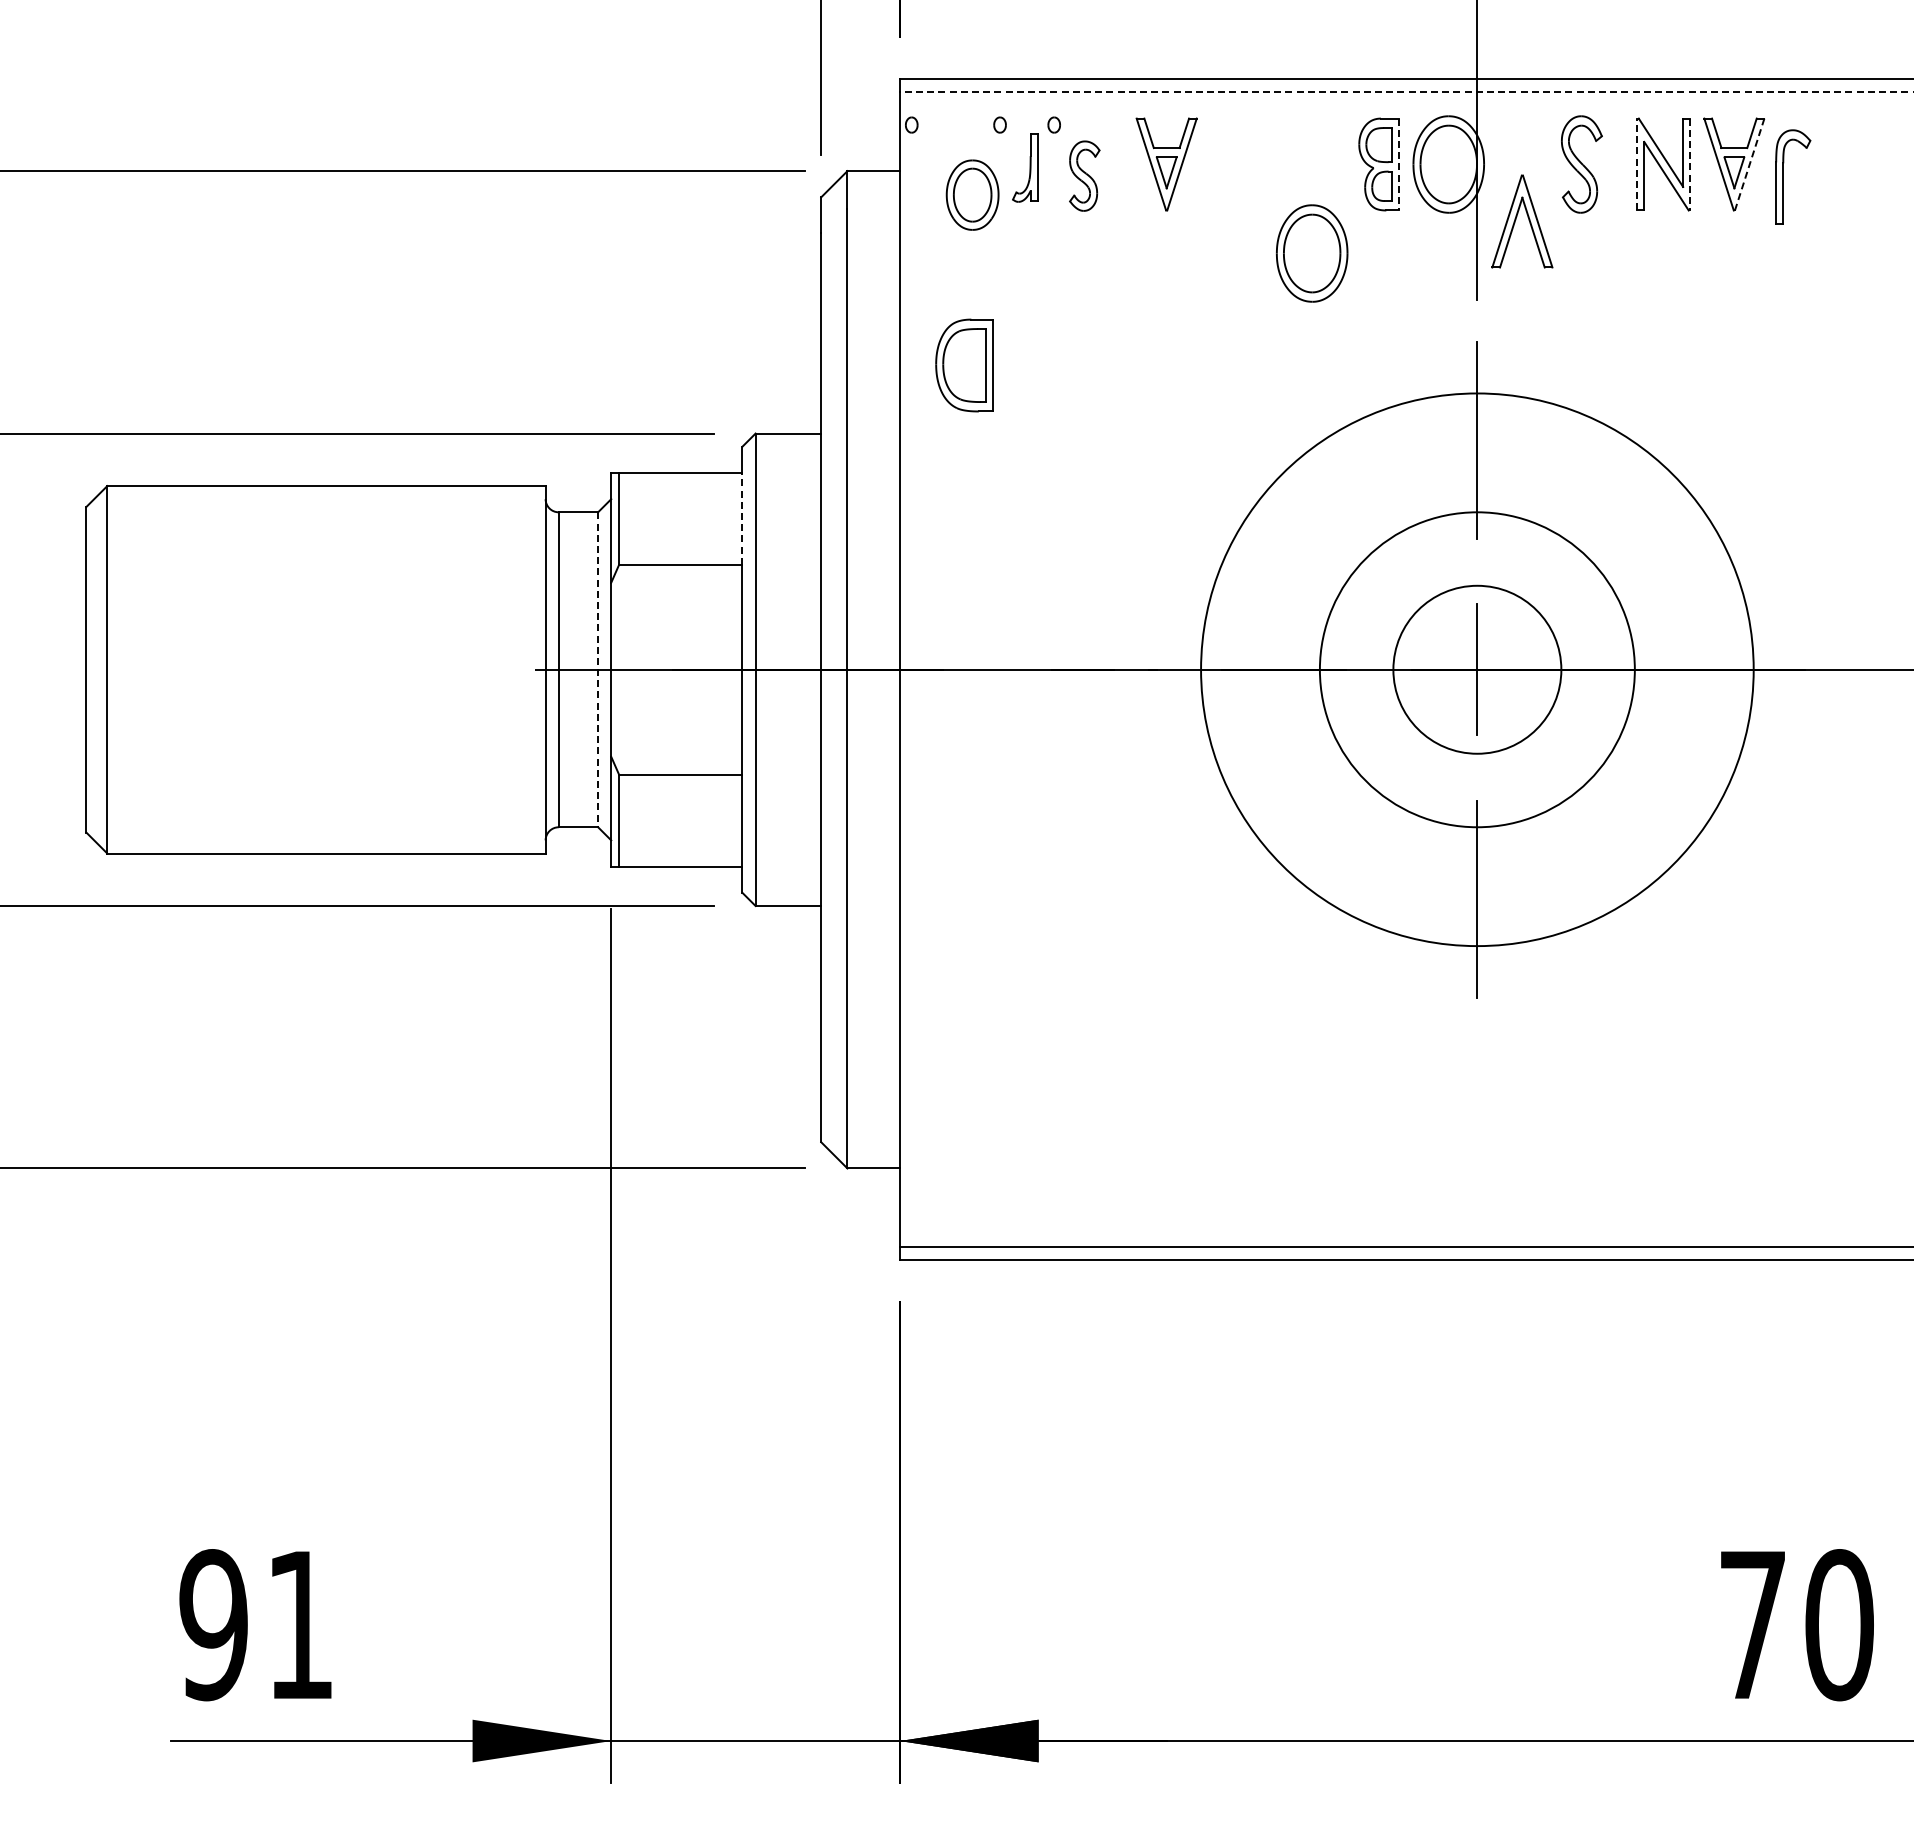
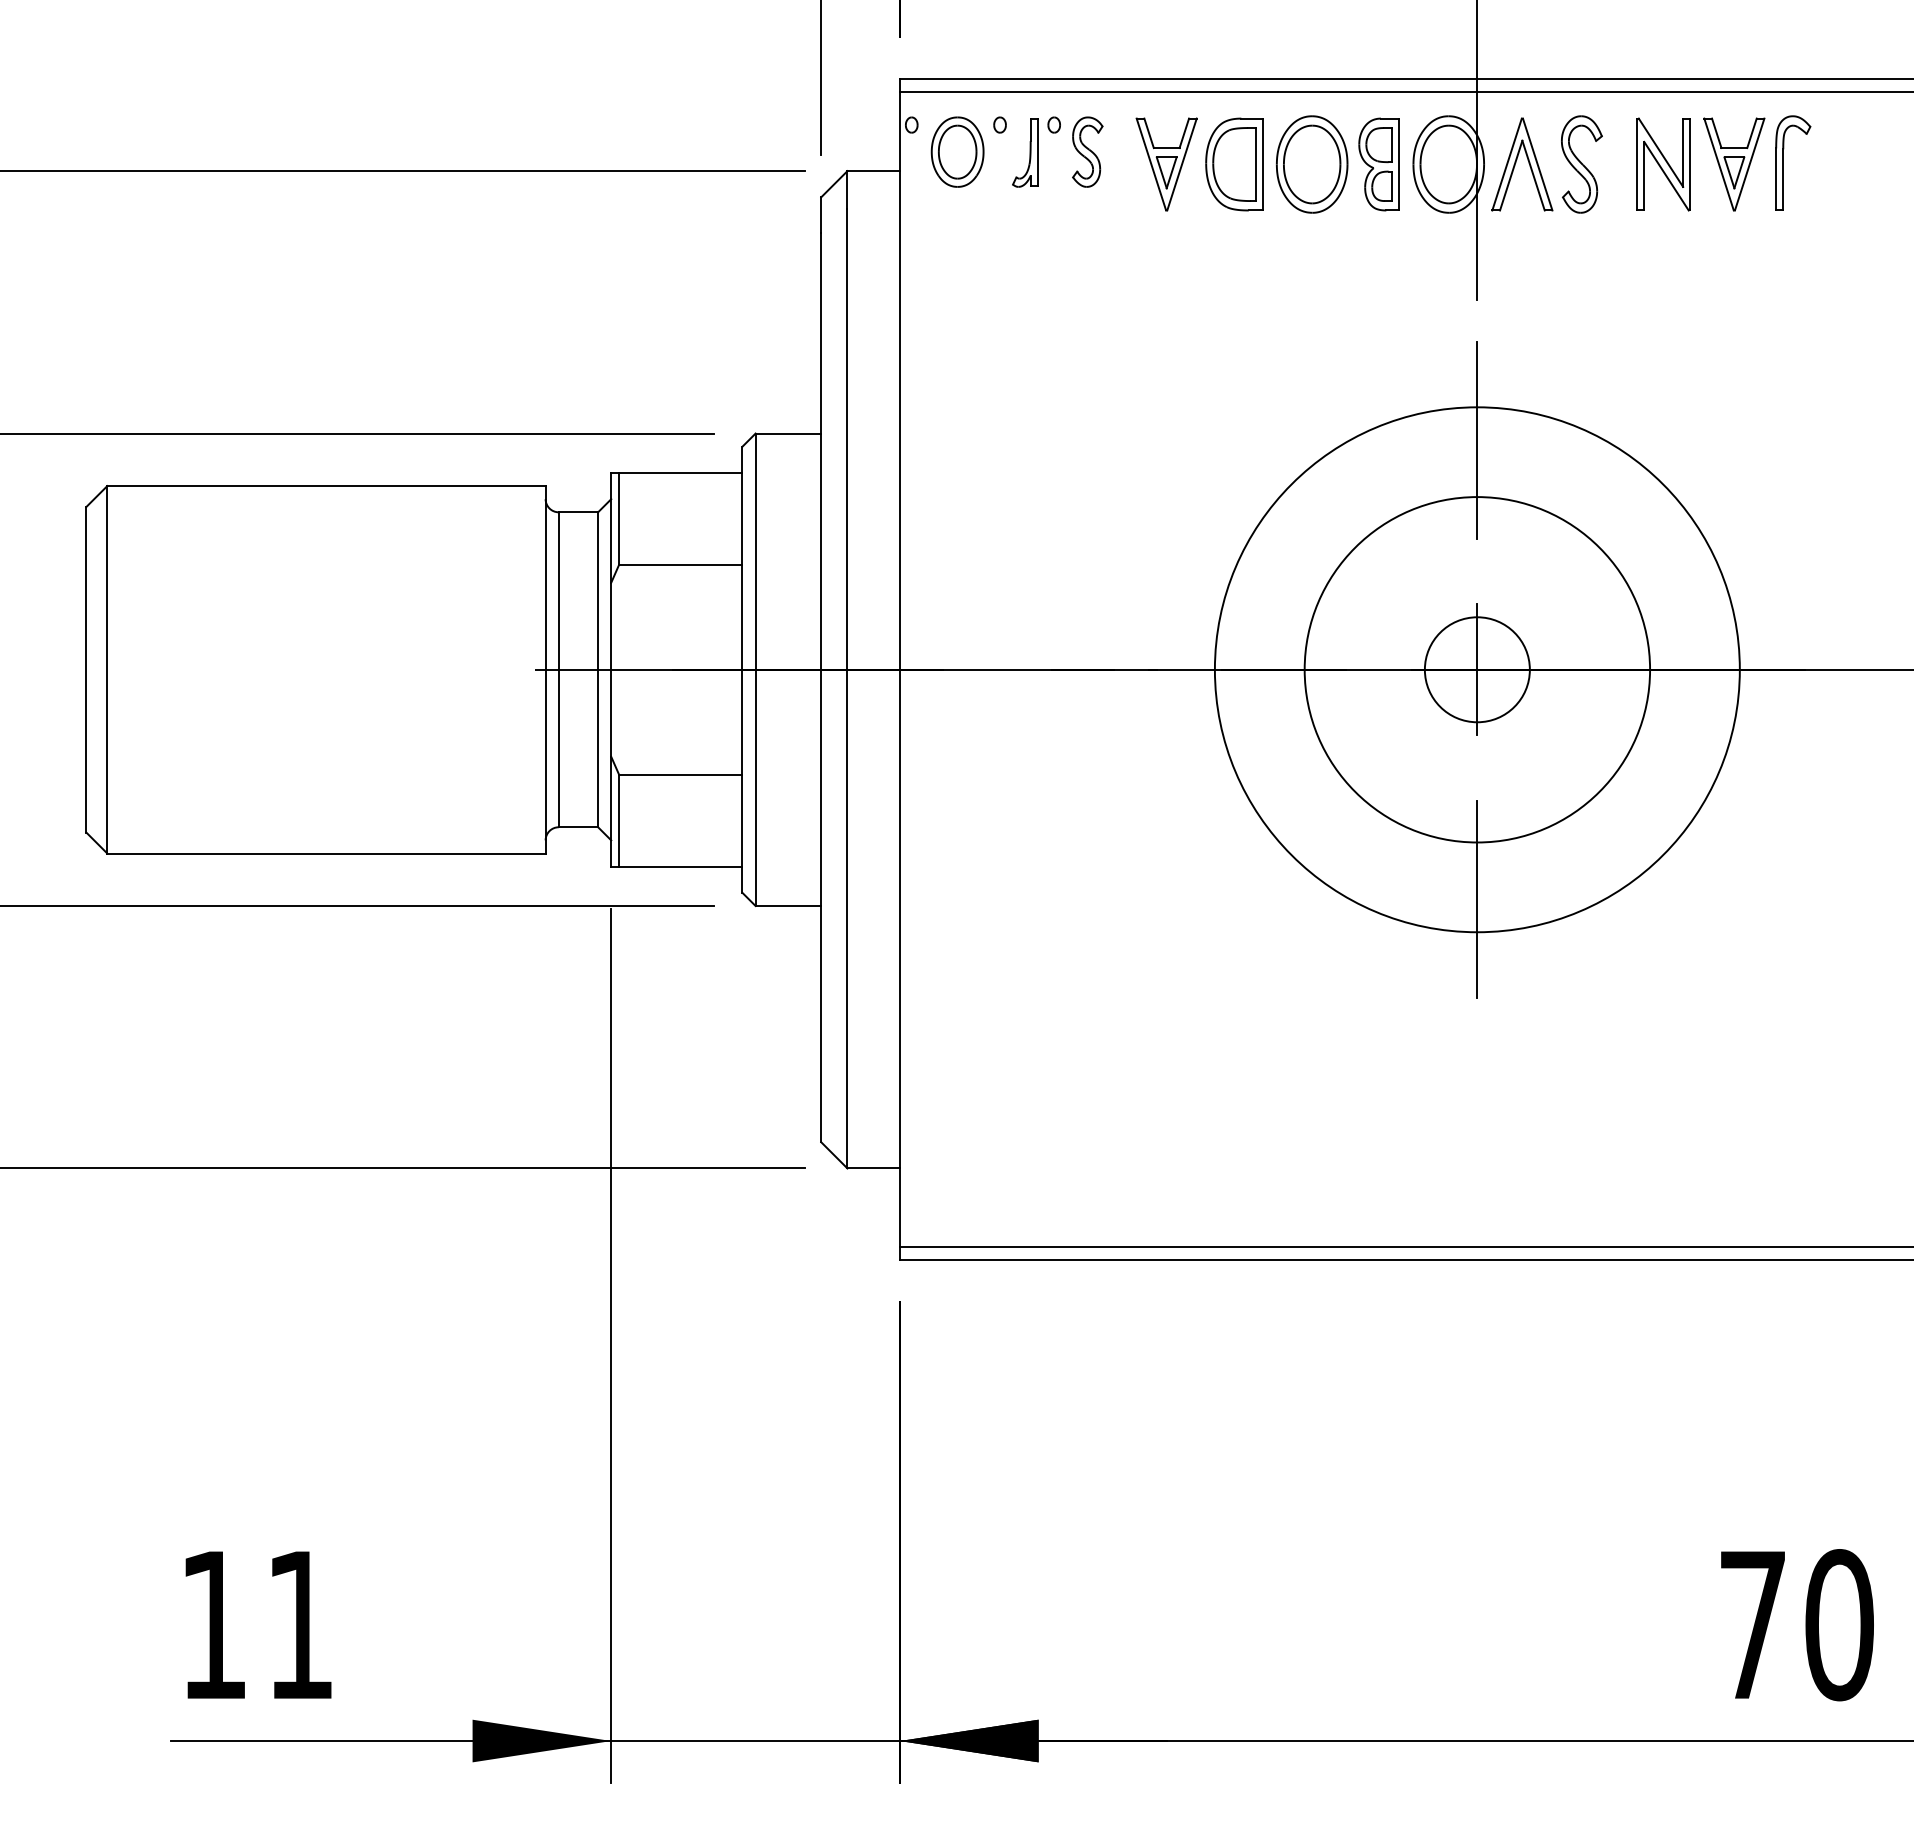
line: dashed -> solid (1406, 92)
line: dashed -> solid (1399, 164)
line: dashed -> solid (1637, 164)
line: dashed -> solid (1690, 164)
line: dashed -> solid (1749, 165)
part position: (1025, 167) -> (1025, 152) (1025, 152)
part position: (1084, 175) -> (1087, 151) (1087, 151)
part position: (1783, 176) -> (1783, 162) (1783, 162)
part position: (972, 194) -> (957, 151) (957, 151)
part position: (1516, 220) -> (1516, 163) (1516, 163)
part position: (1312, 253) -> (1312, 164) (1312, 164)
part position: (964, 365) -> (1234, 164) (1234, 164)
line: dashed -> solid (742, 518)
circle diameter: 315 px -> 525 px (1476, 669)
circle diameter: 168 px -> 105 px (1476, 669)
circle diameter: 553 px -> 345 px (1477, 669)
line: dashed -> solid (598, 670)
text: 91 -> 11 (213, 1625)
